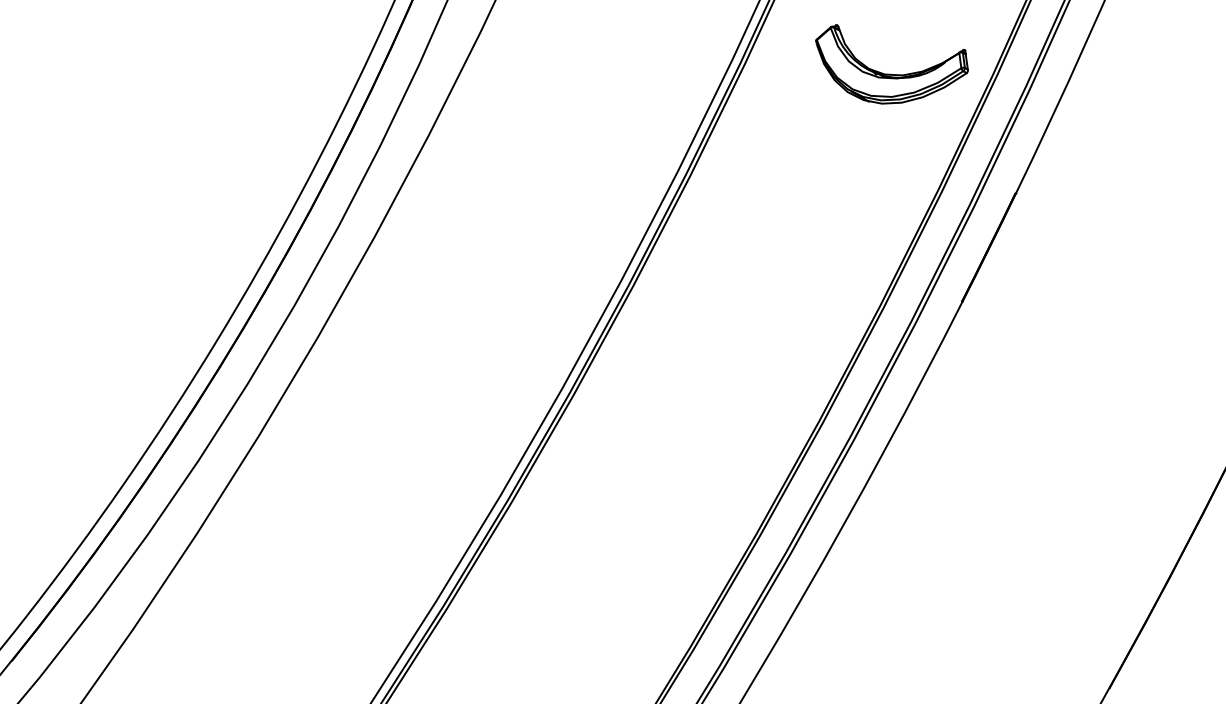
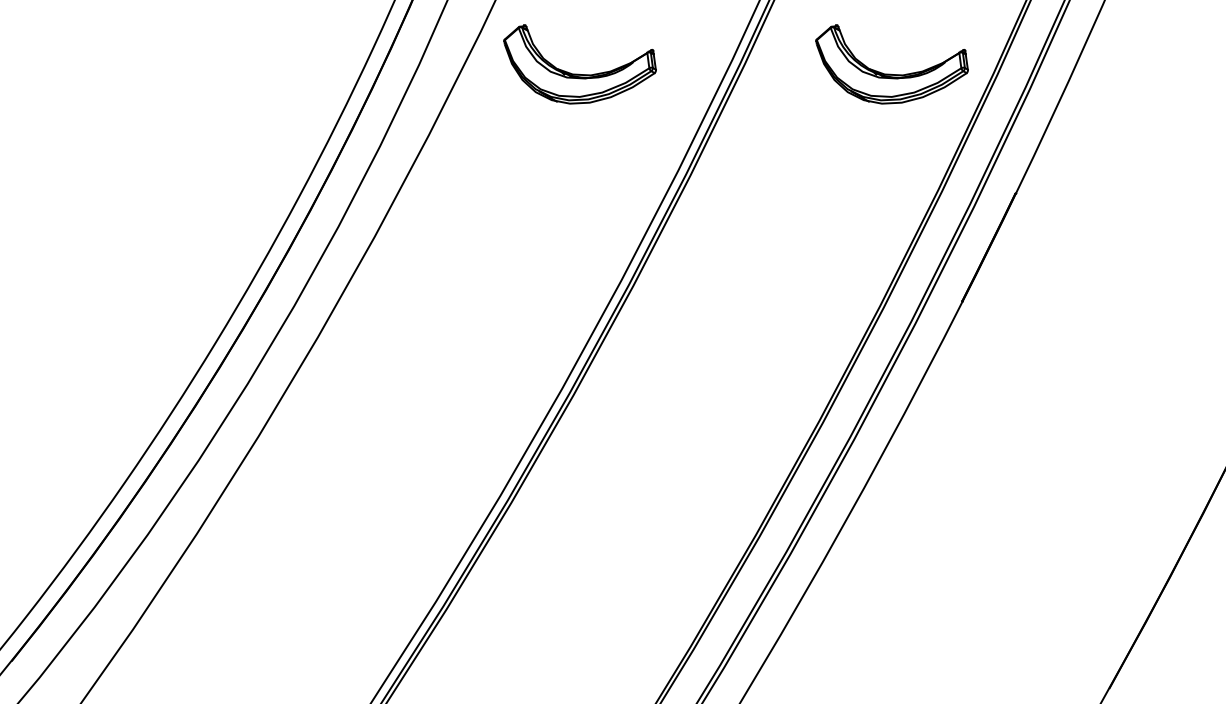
part: none -> present (578, 73)
